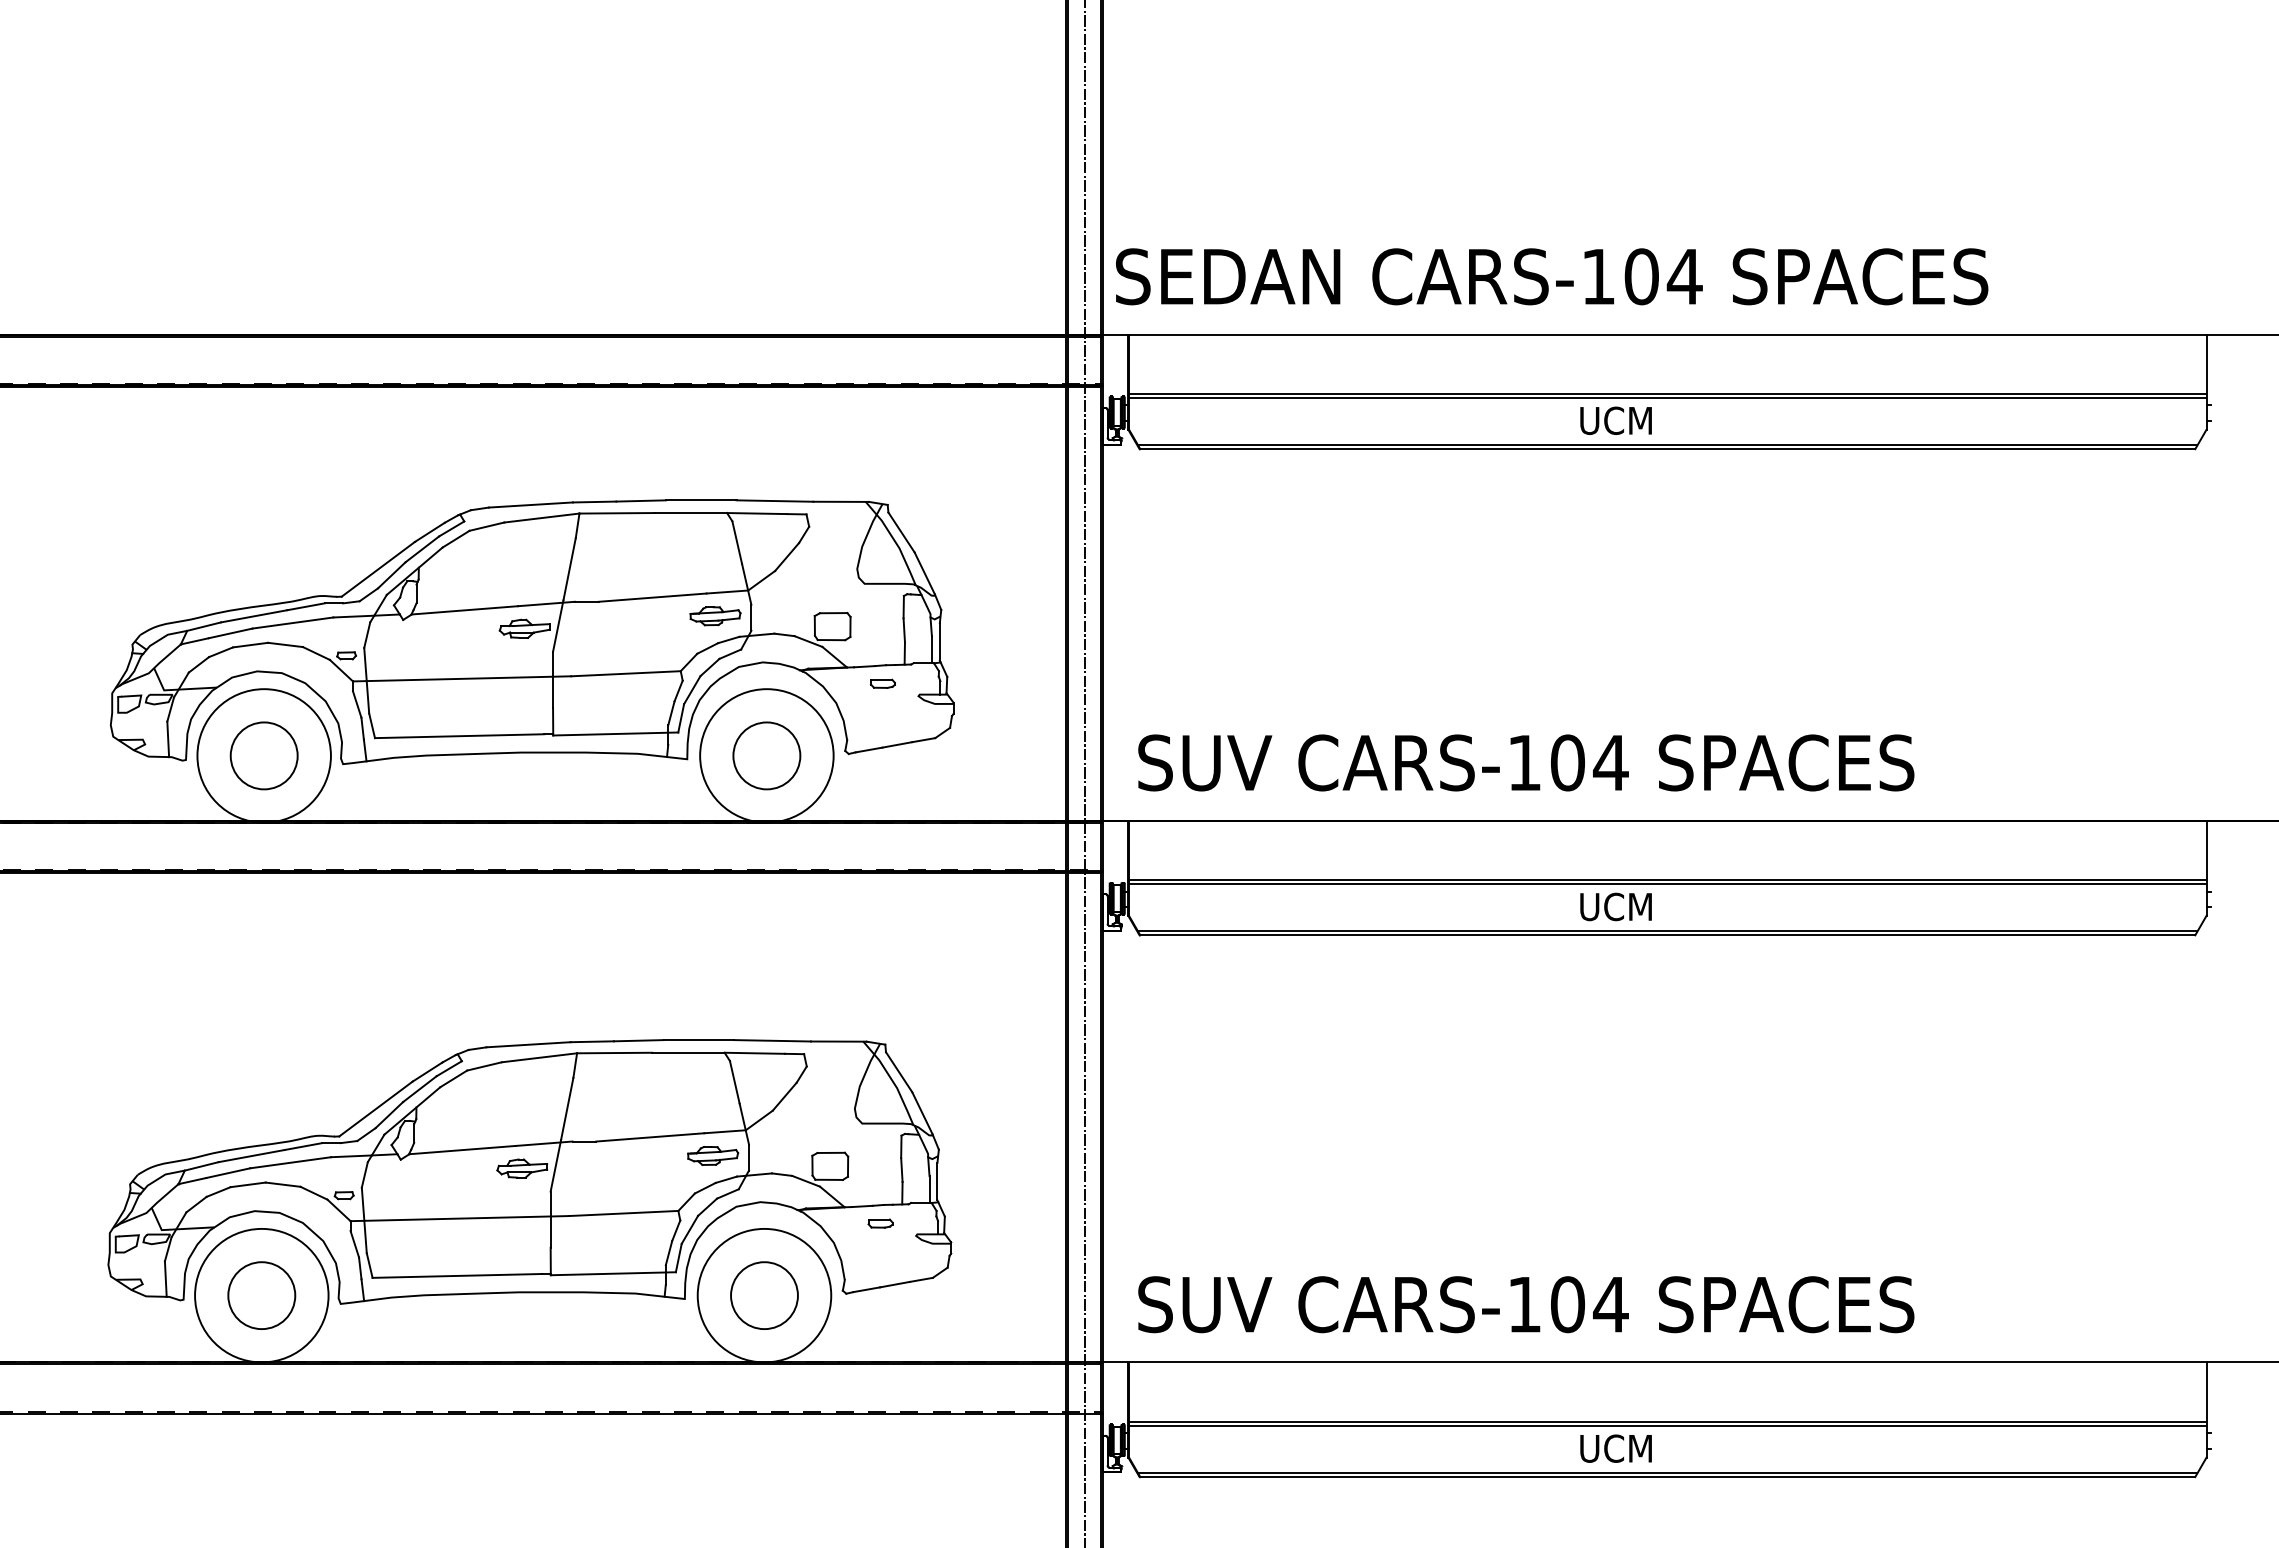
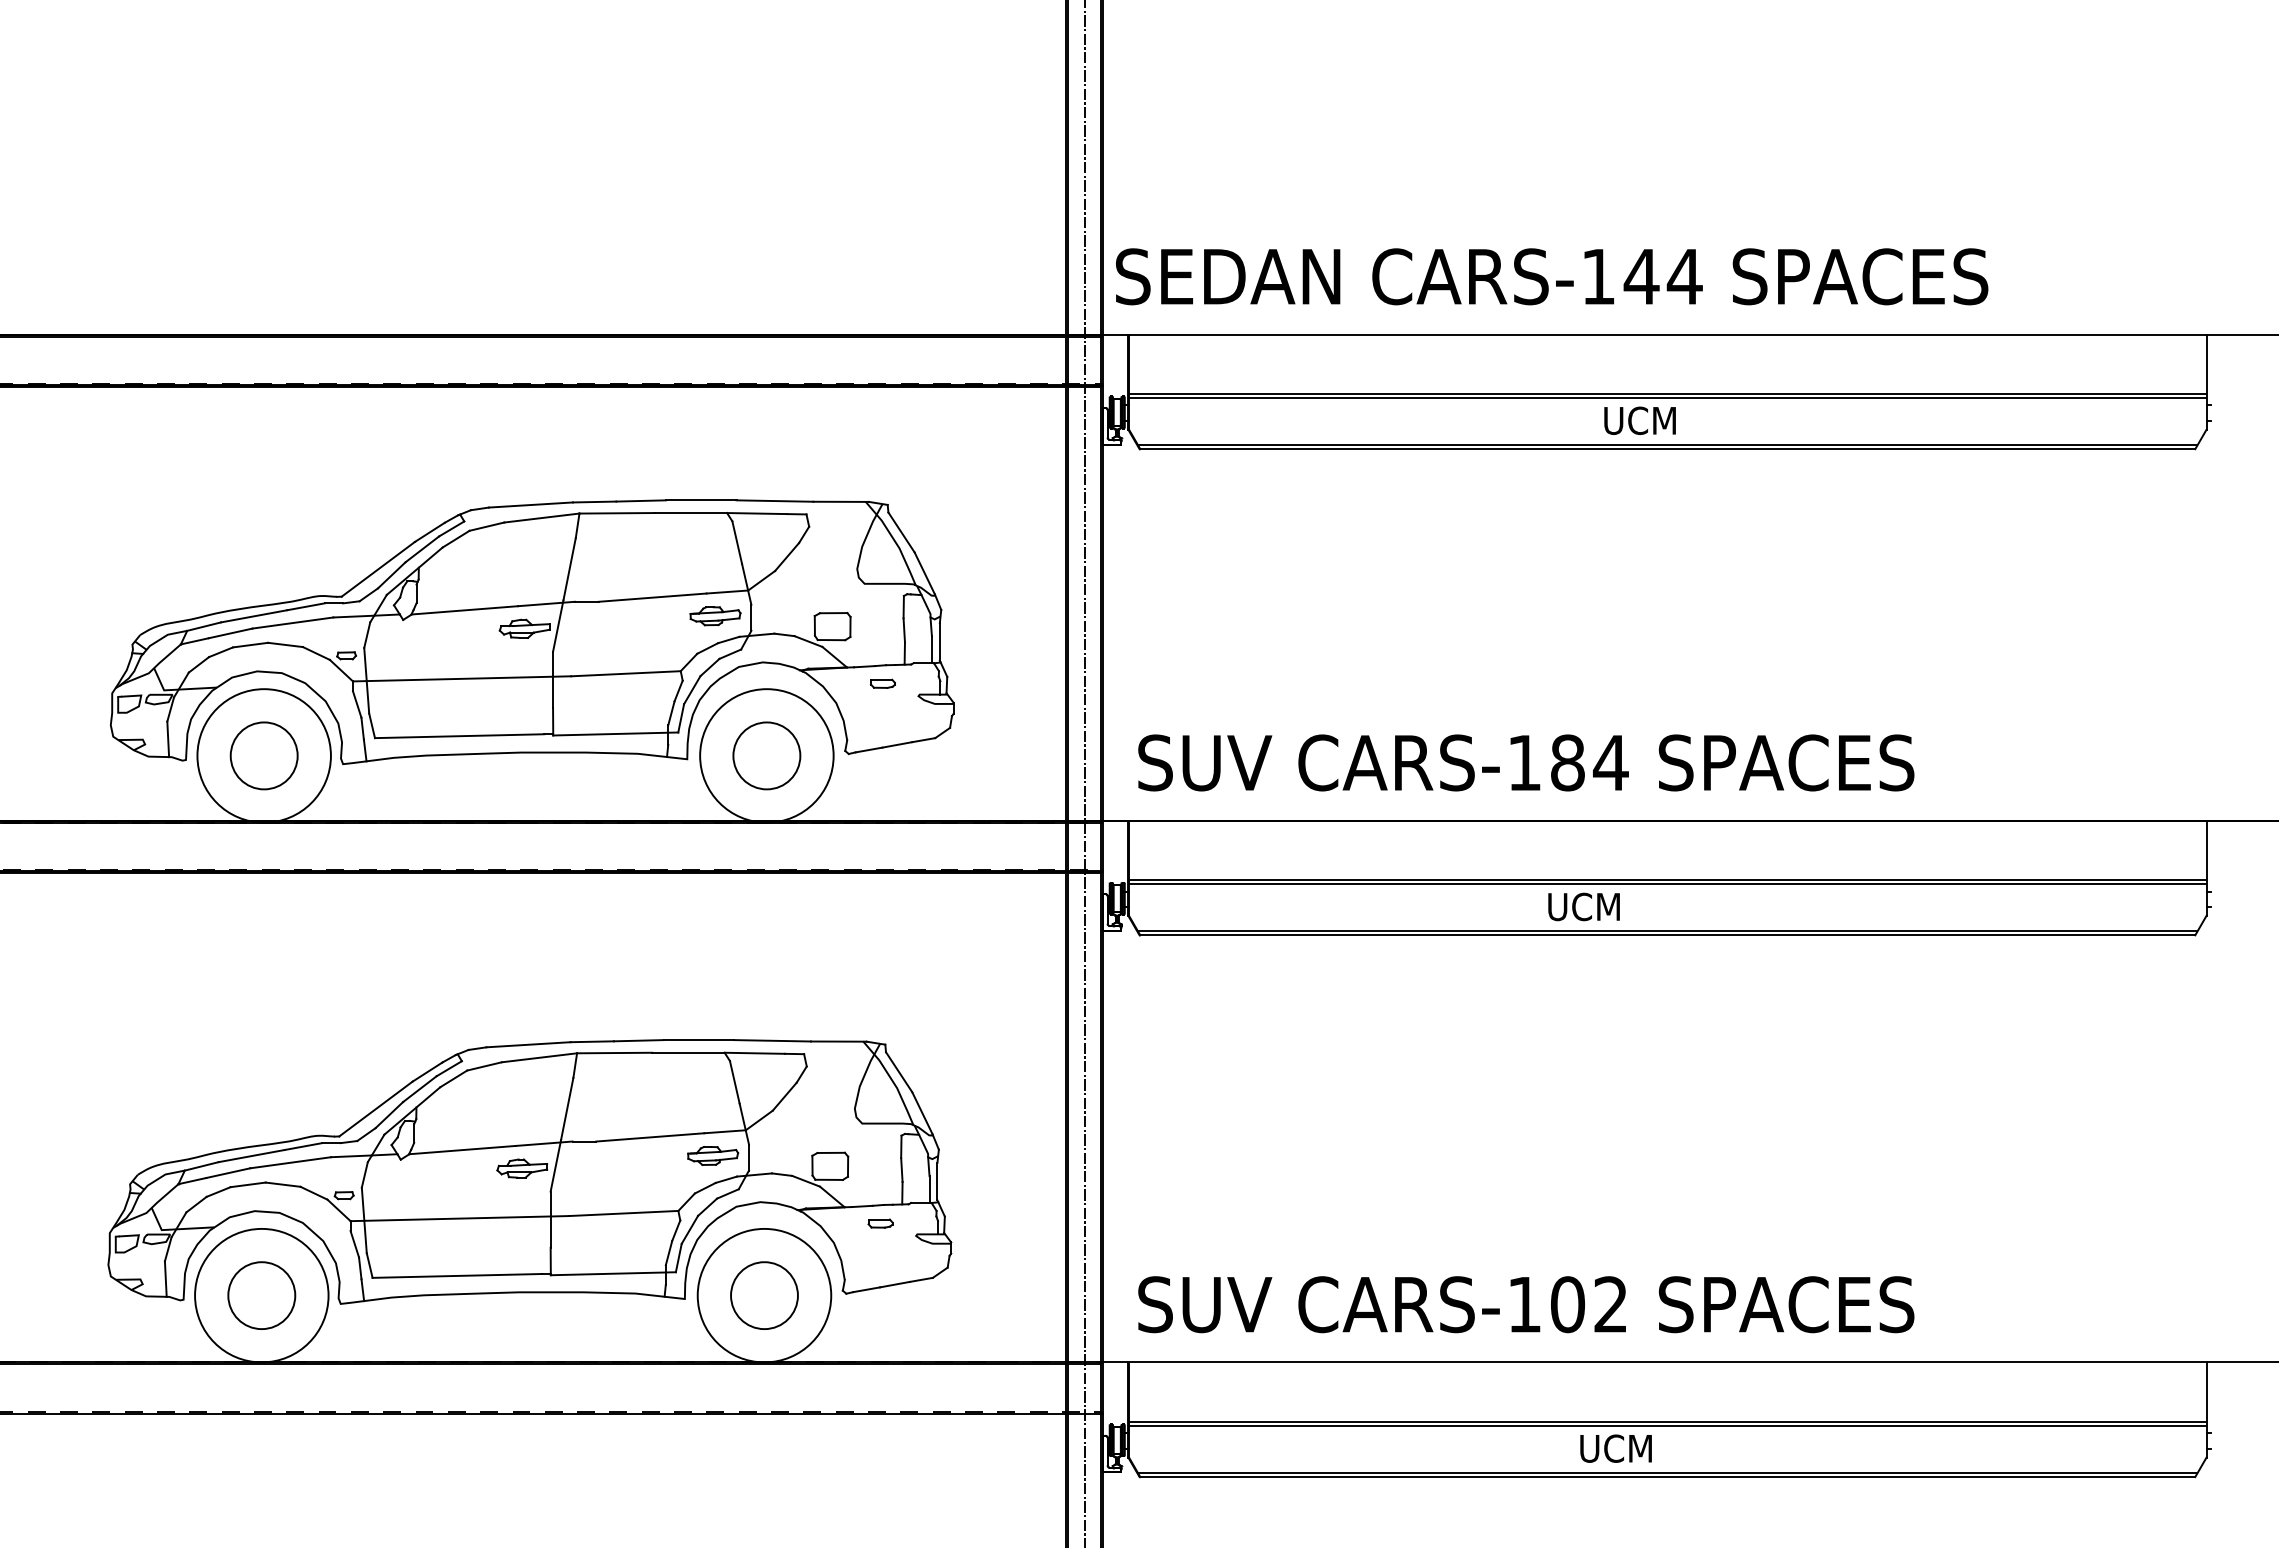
text: CARS-104 -> CARS-144 (1641, 276)
text position: (1615, 420) -> (1639, 420) (1639, 420)
text: CARS-104 -> CARS-184 (1567, 762)
text position: (1615, 906) -> (1583, 906) (1583, 906)
text: CARS-104 -> CARS-102 (1610, 1304)
